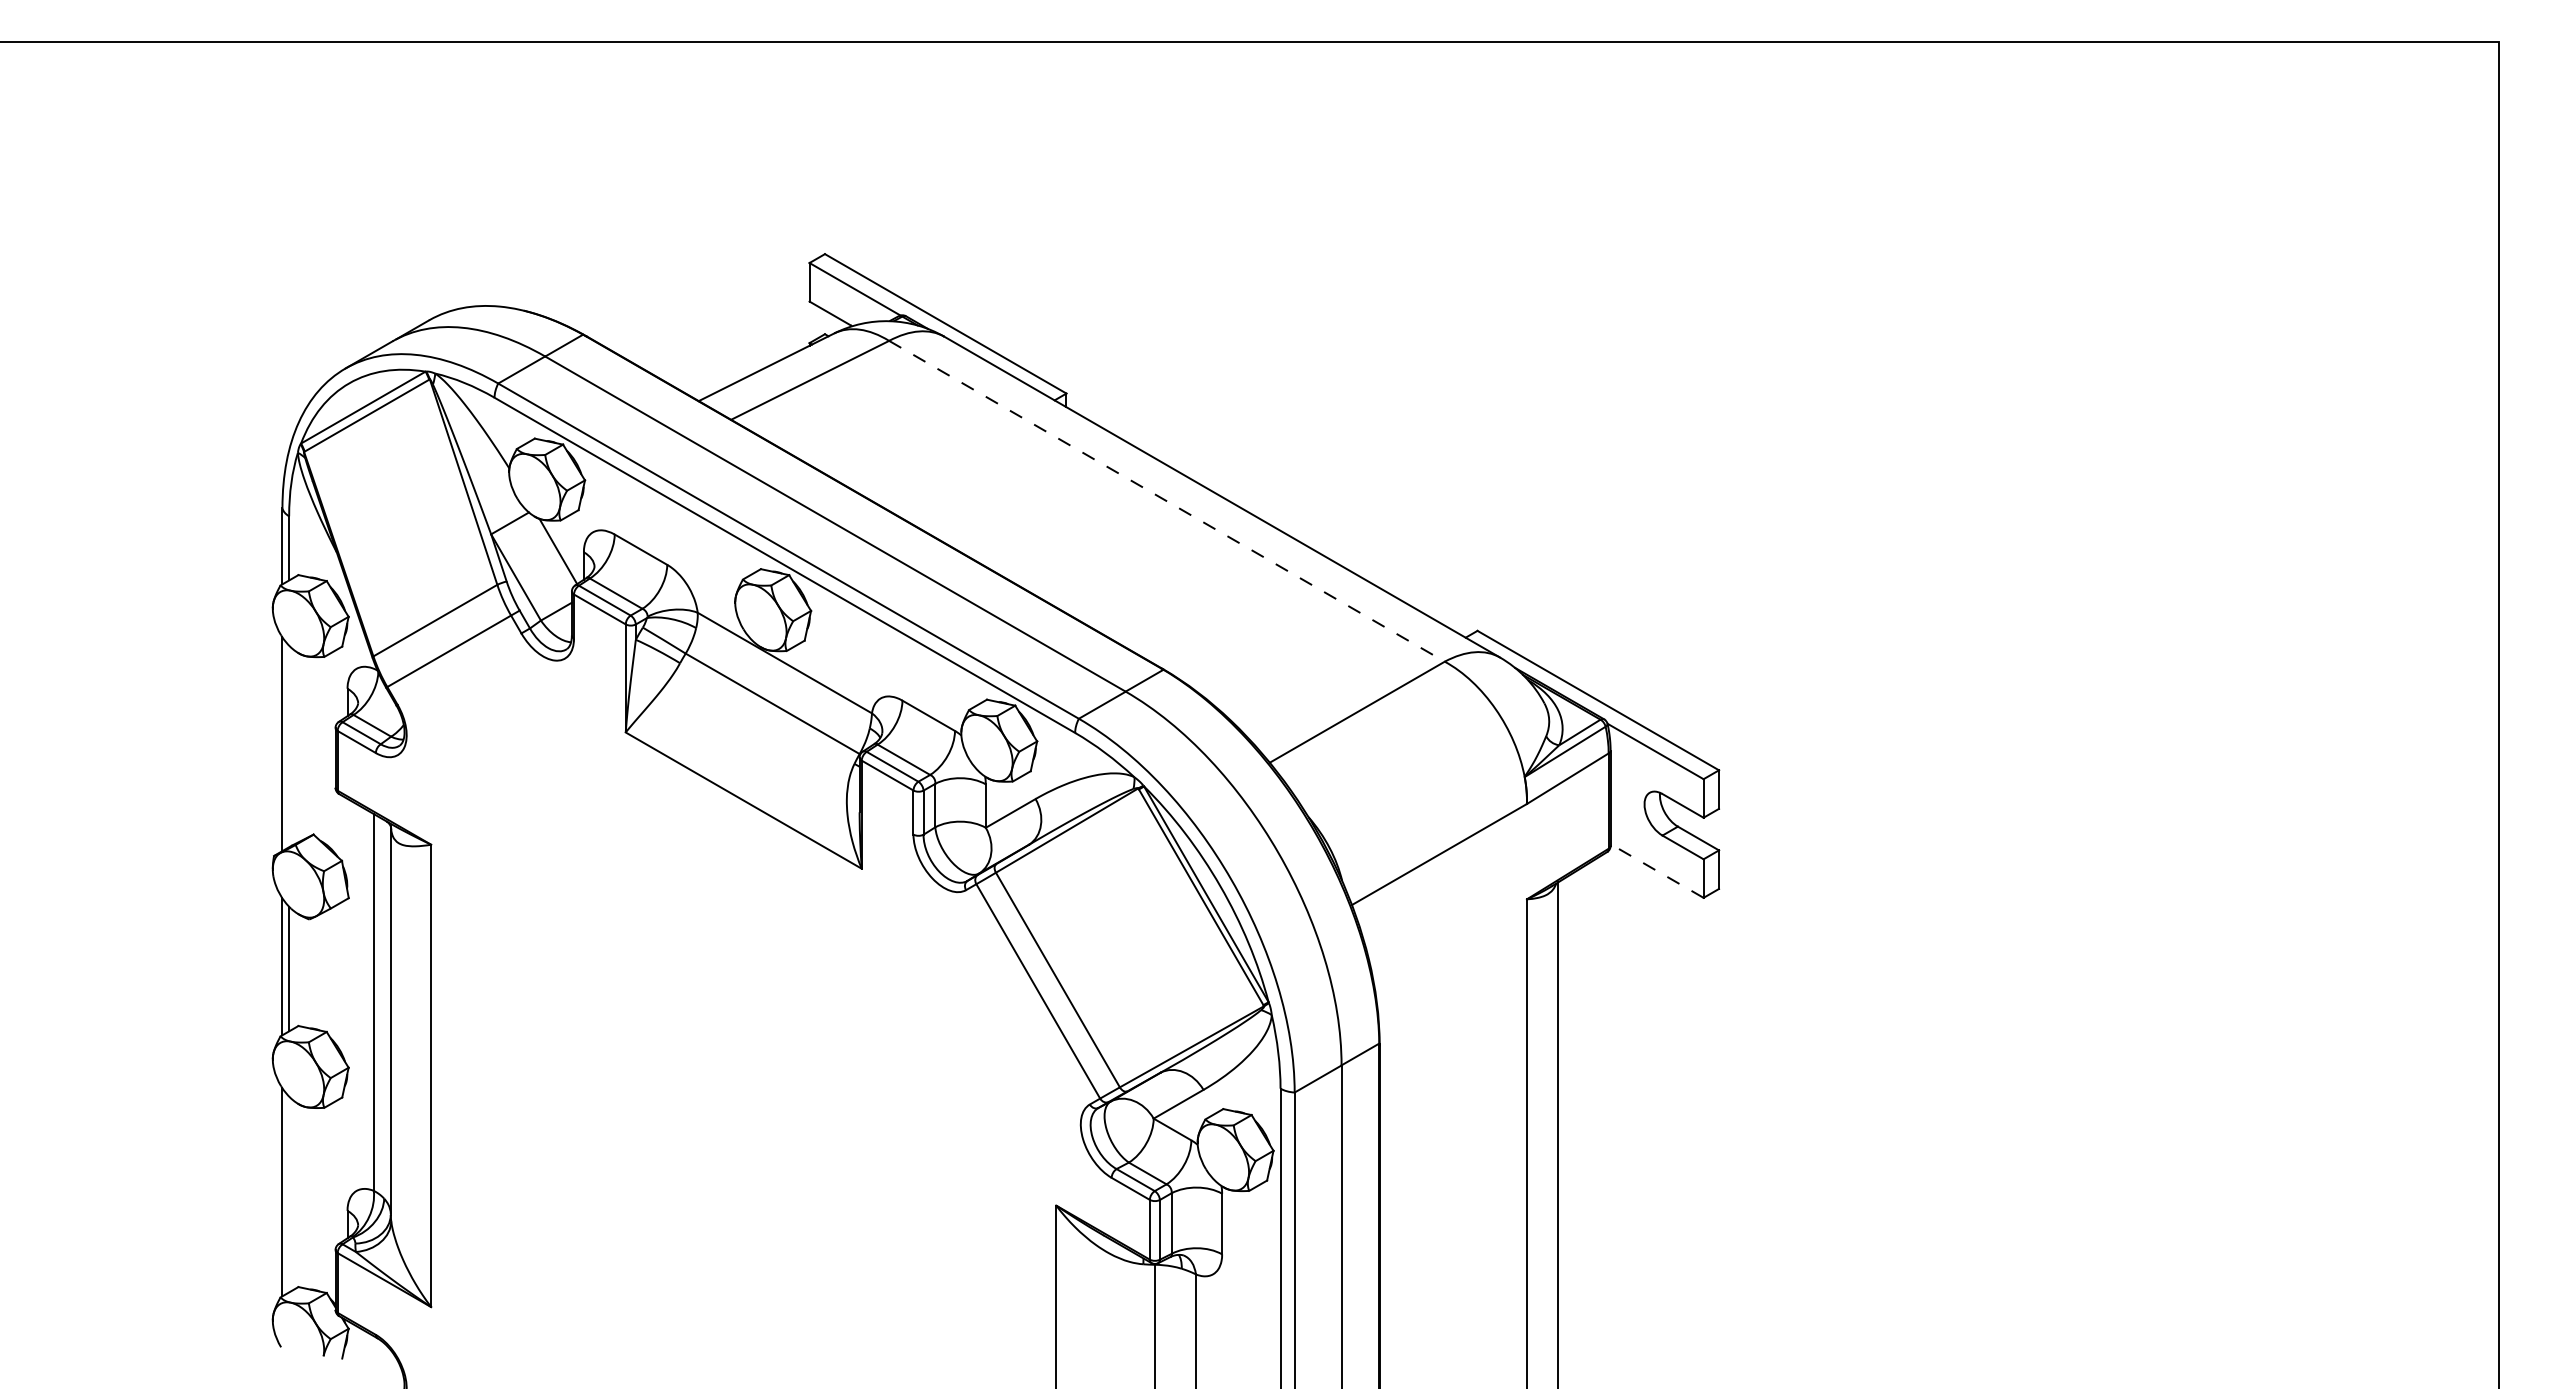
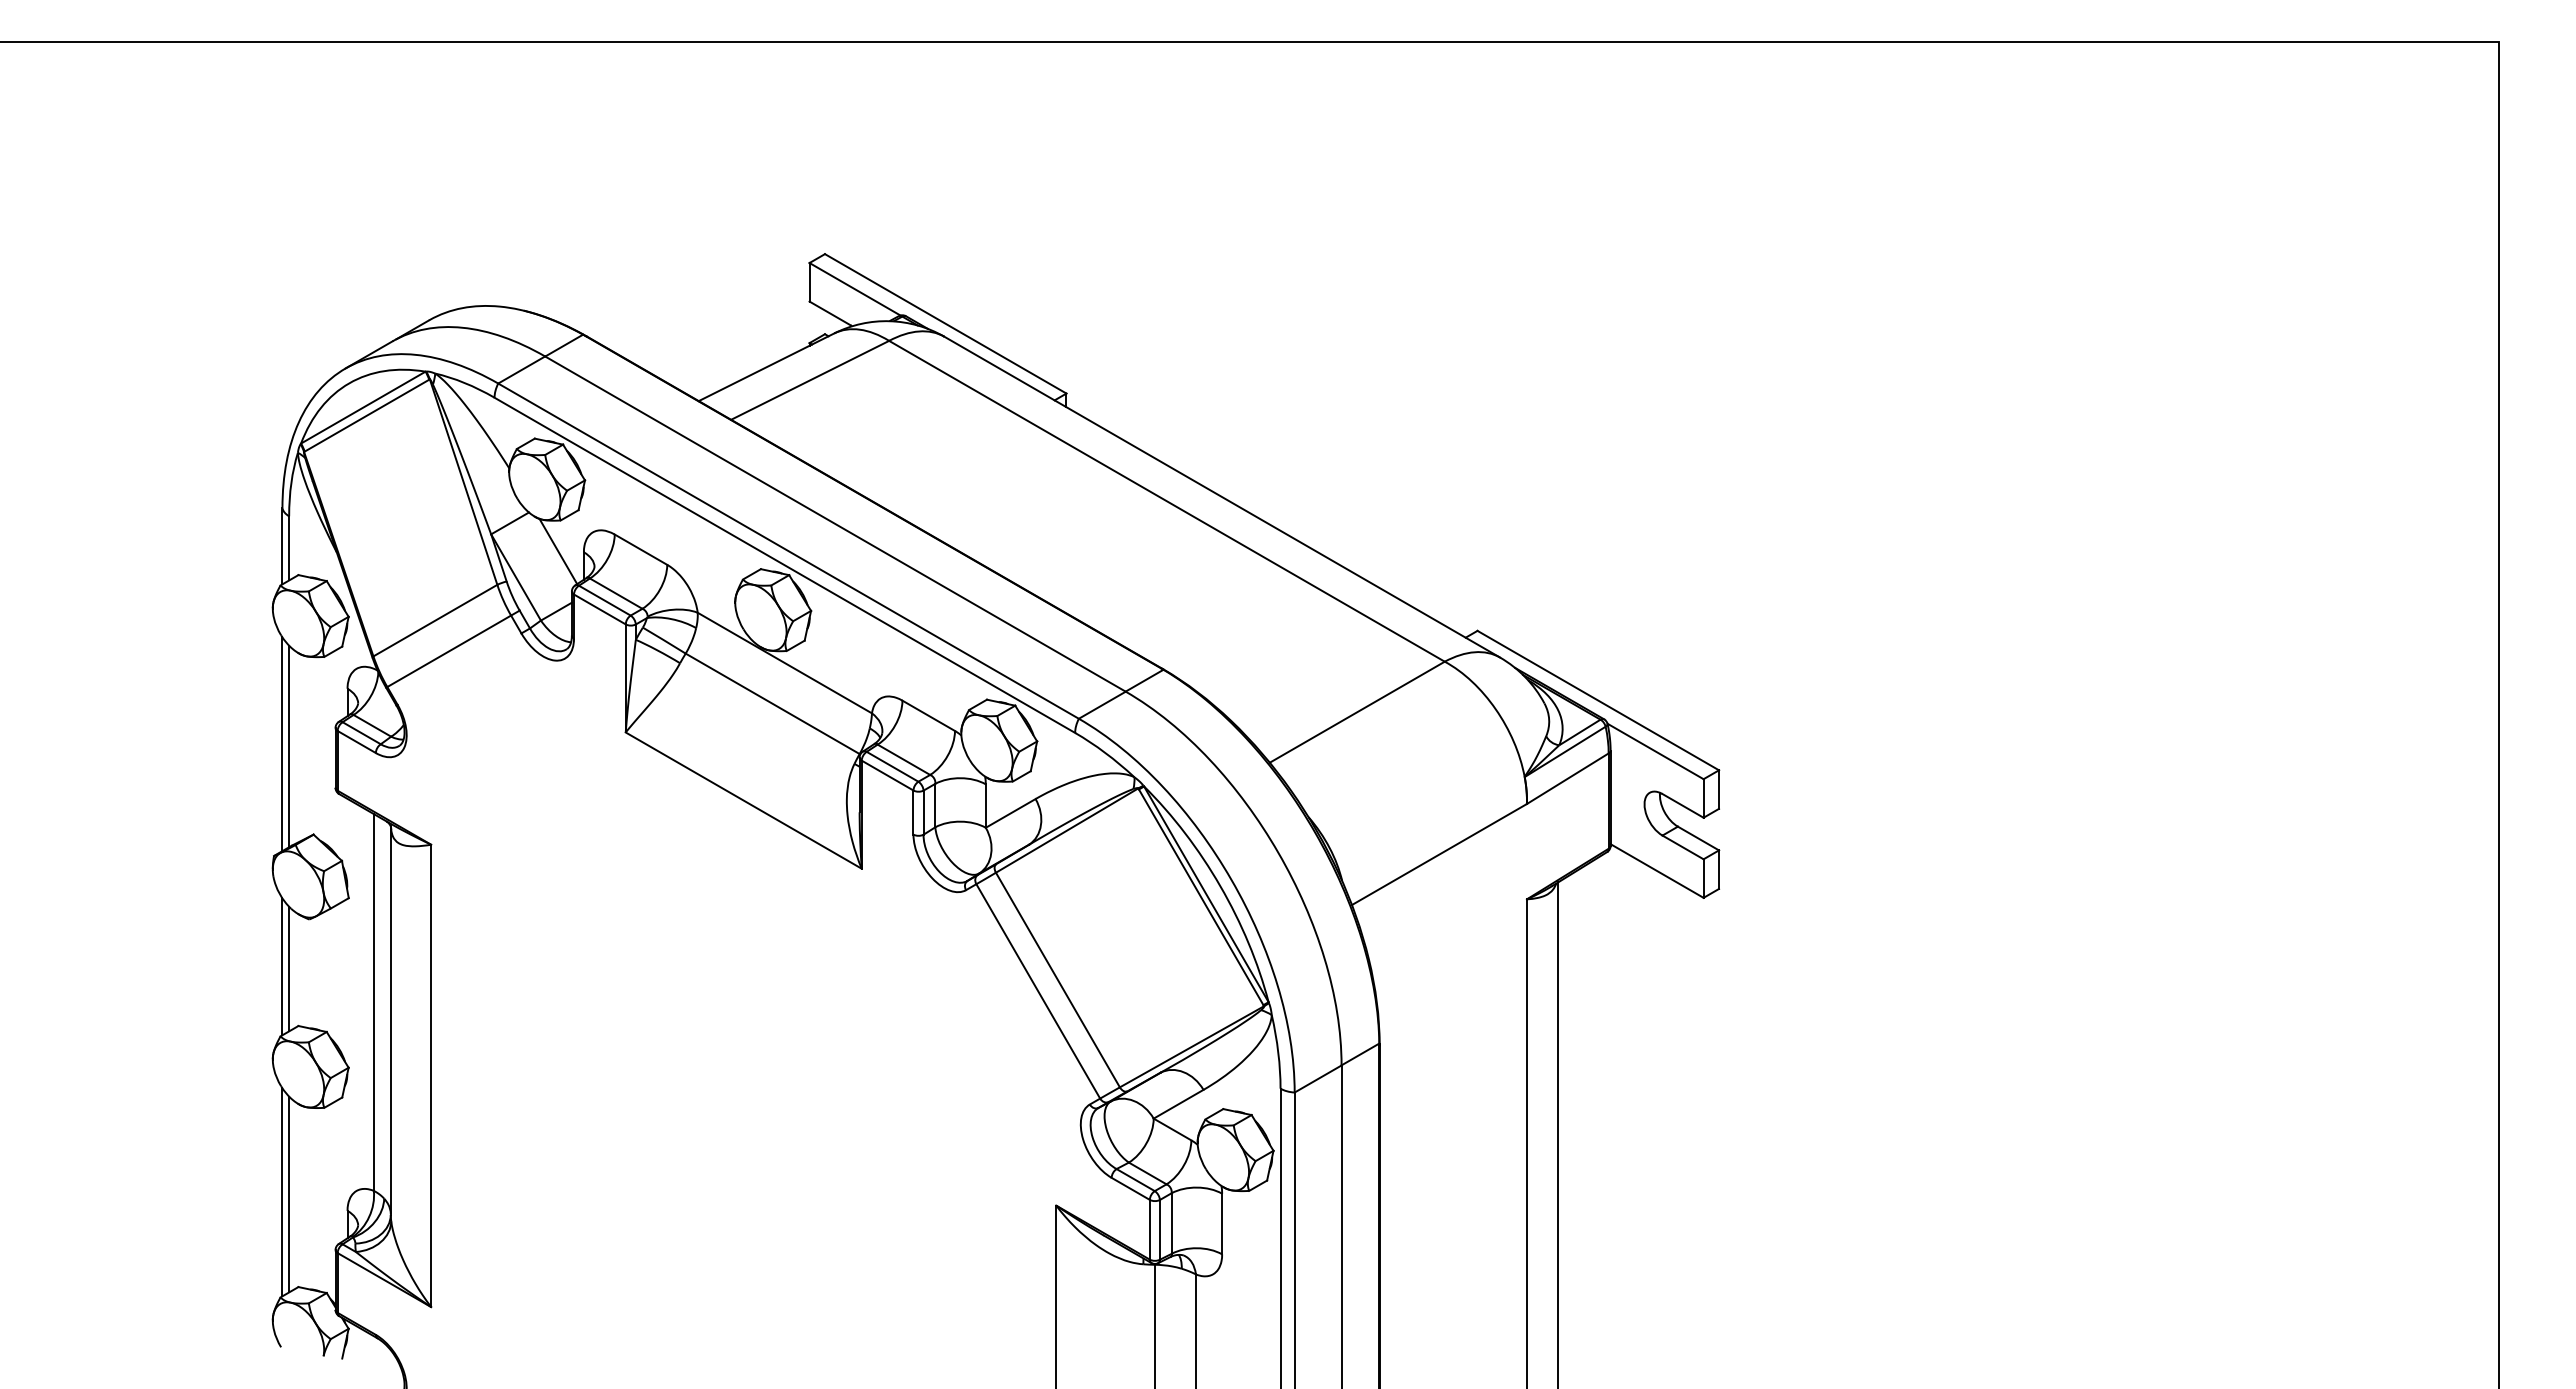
line: dashed -> solid (1166, 501)
line: none -> present (289, 746)
line: dashed -> solid (1657, 871)
line: none -> present (289, 1194)
